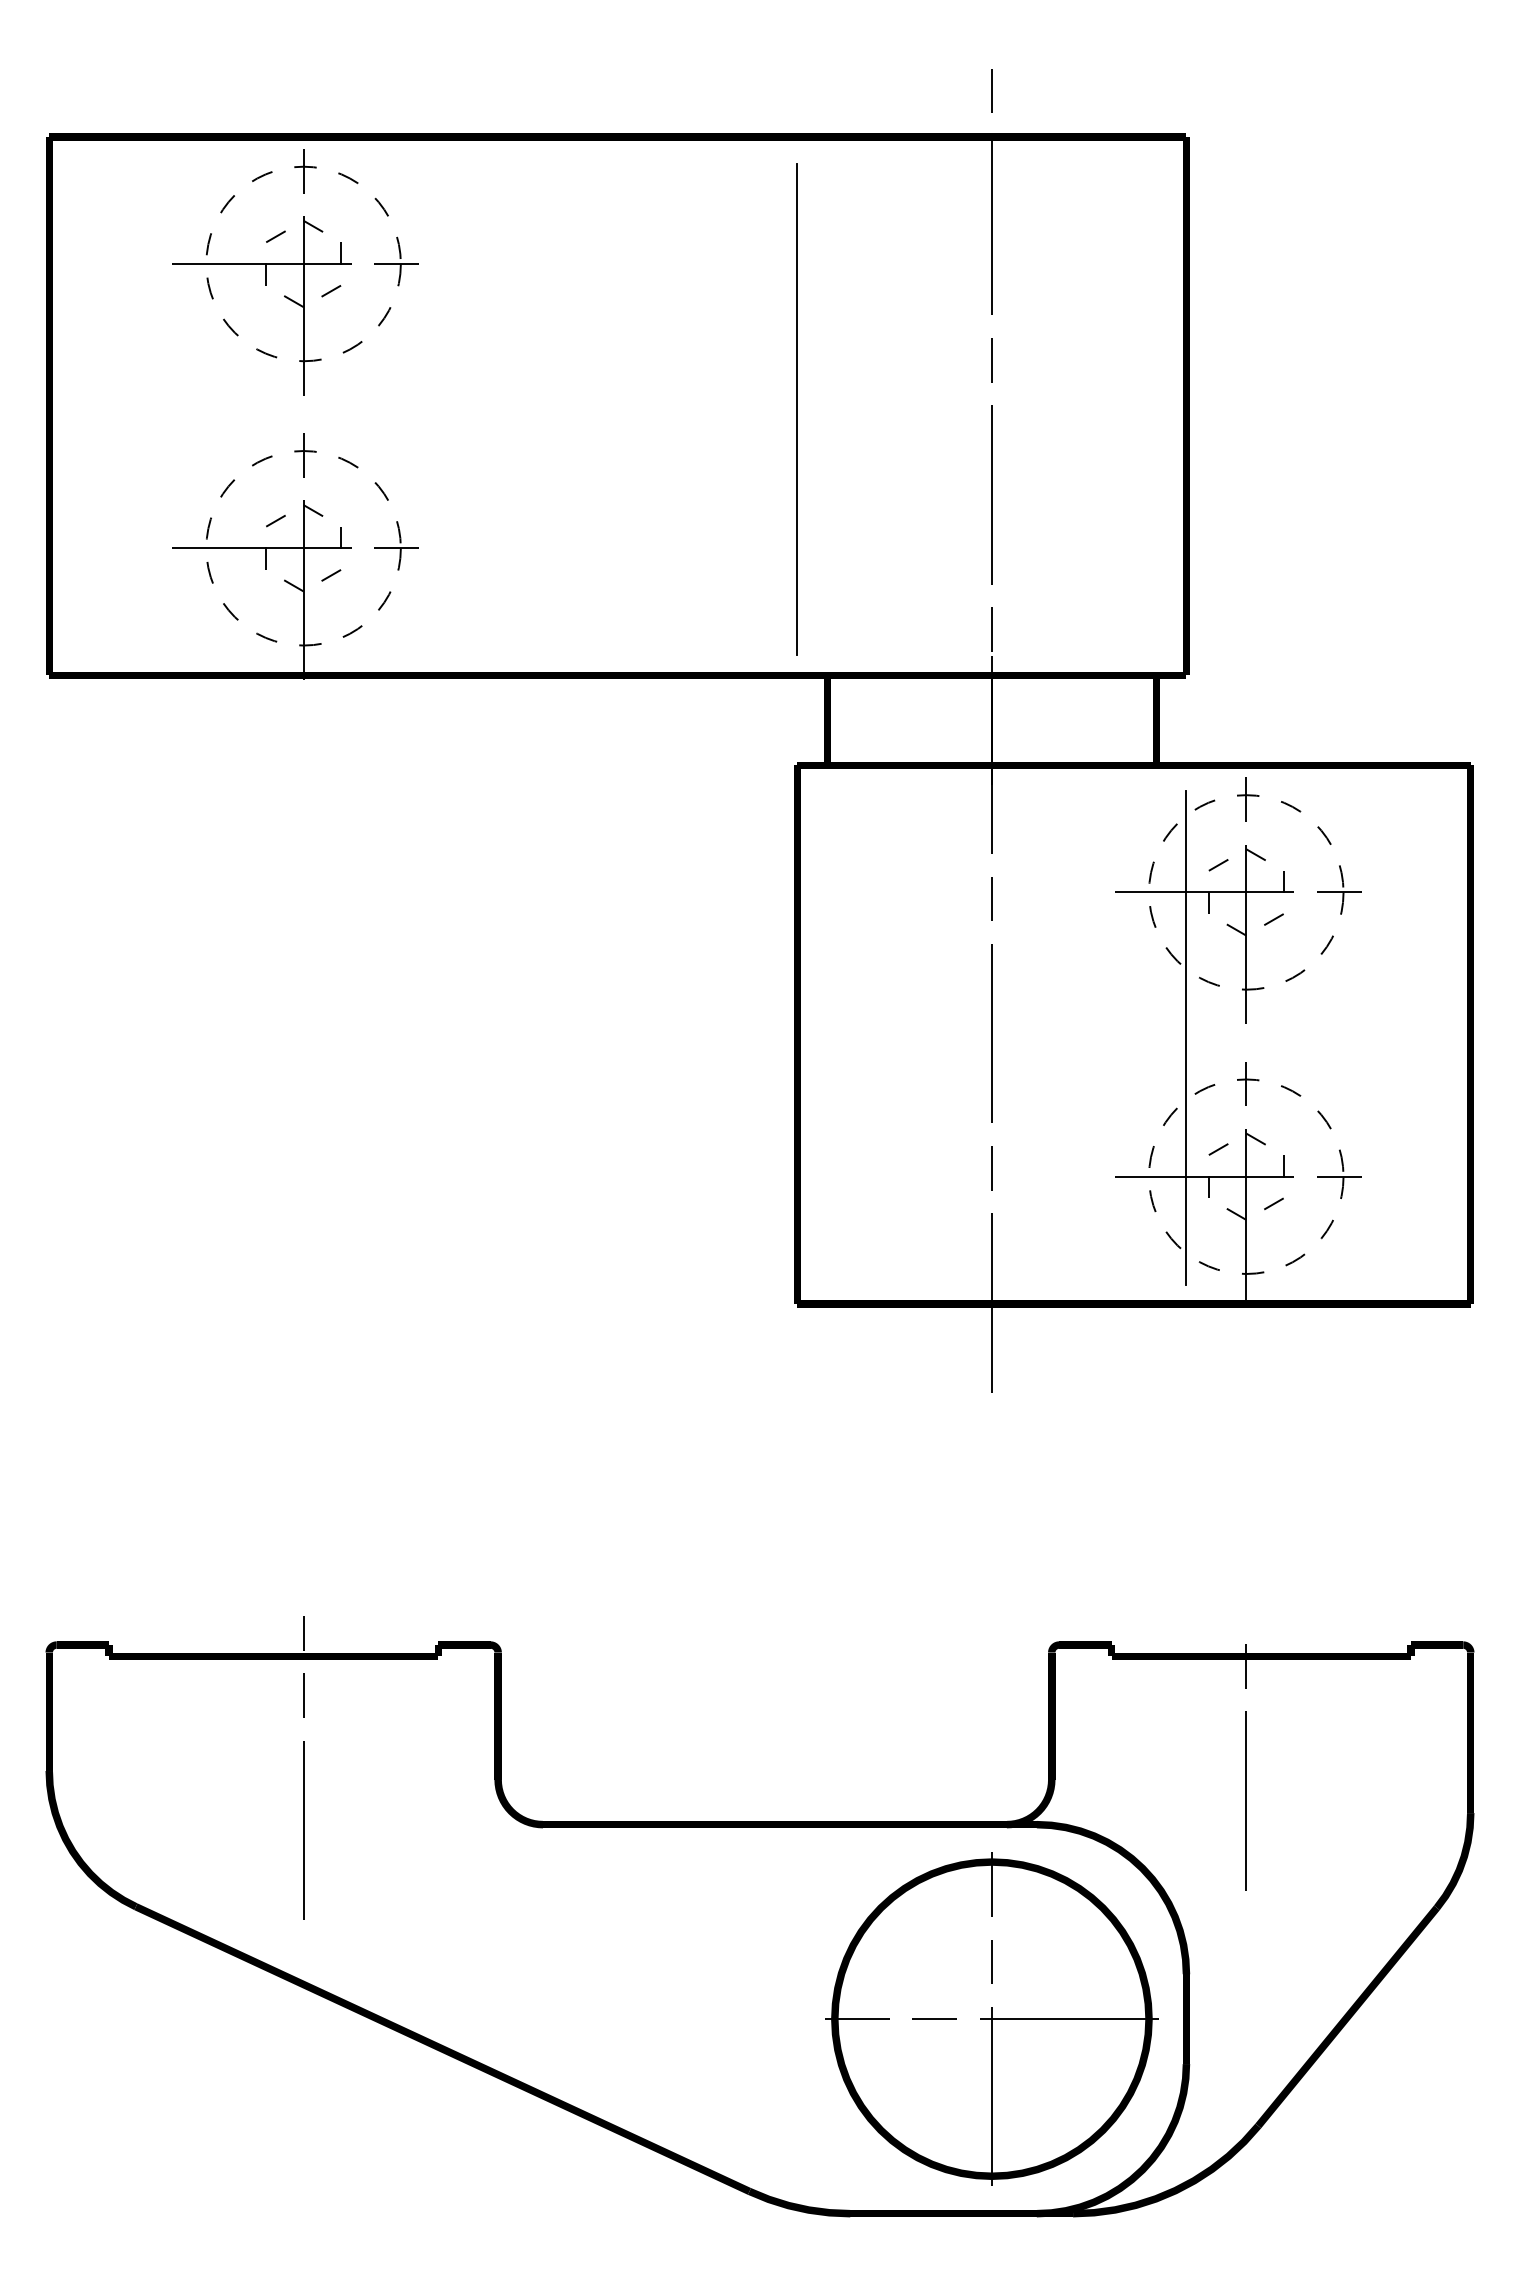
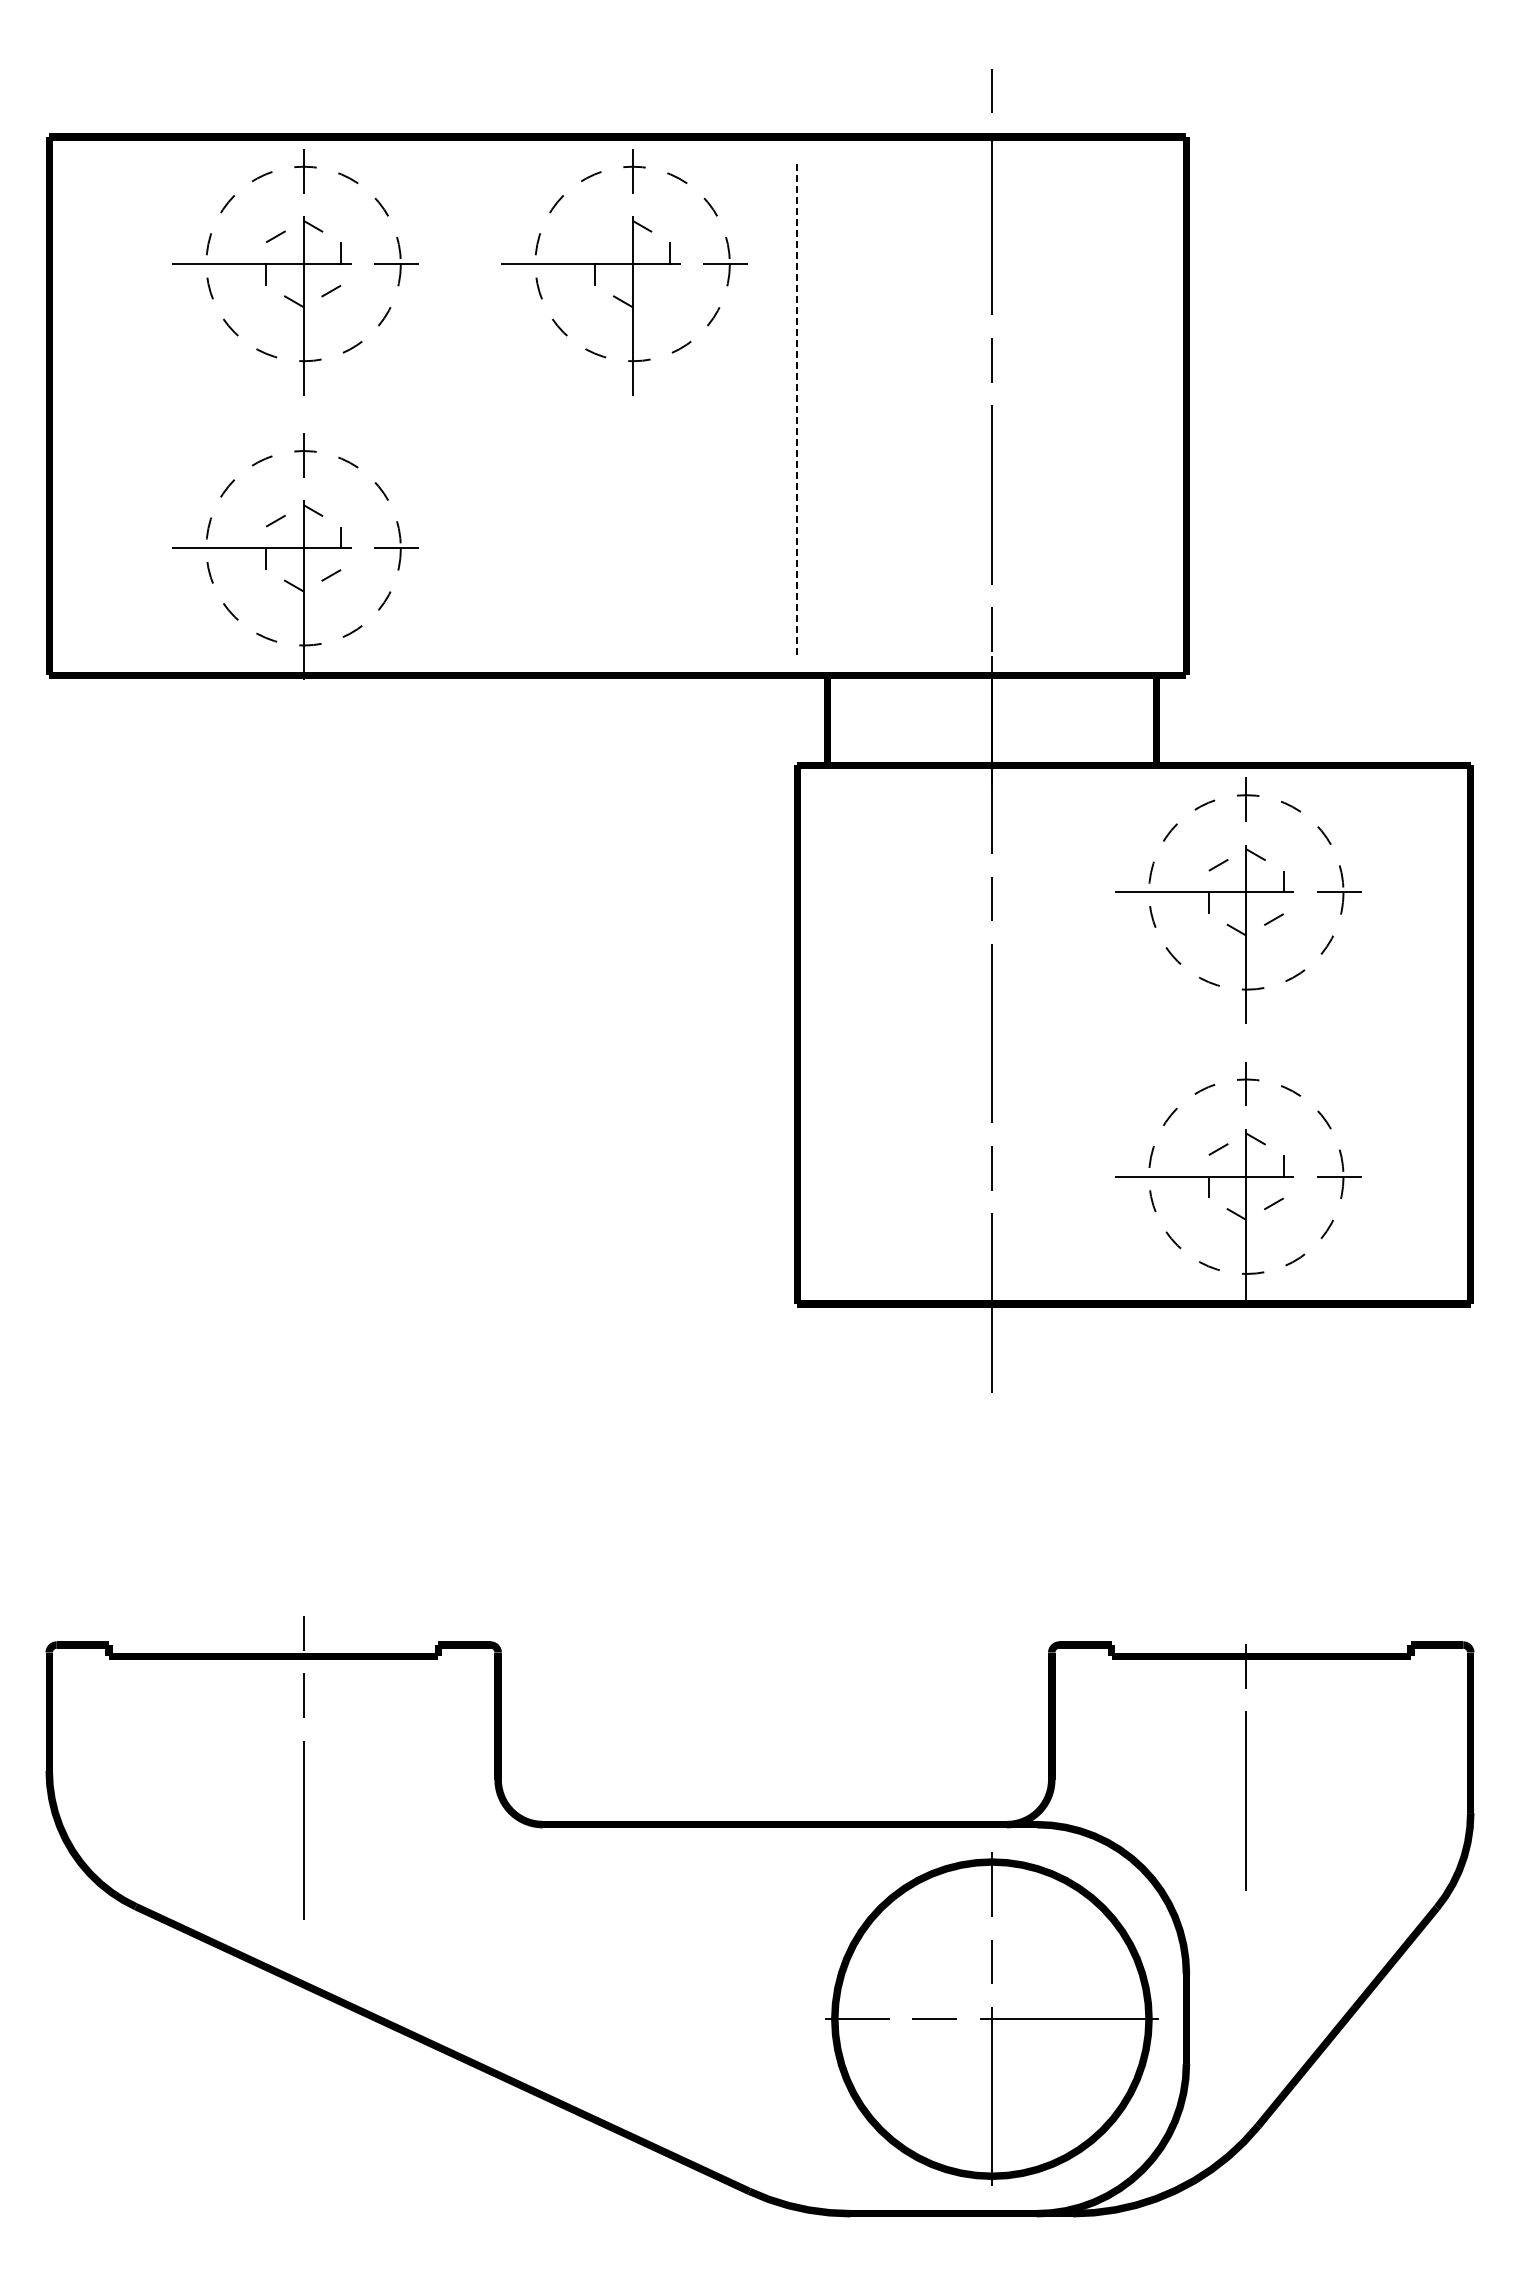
part: none -> present (624, 264)
line: solid -> dashed (797, 409)
line: present -> none (1186, 1037)
